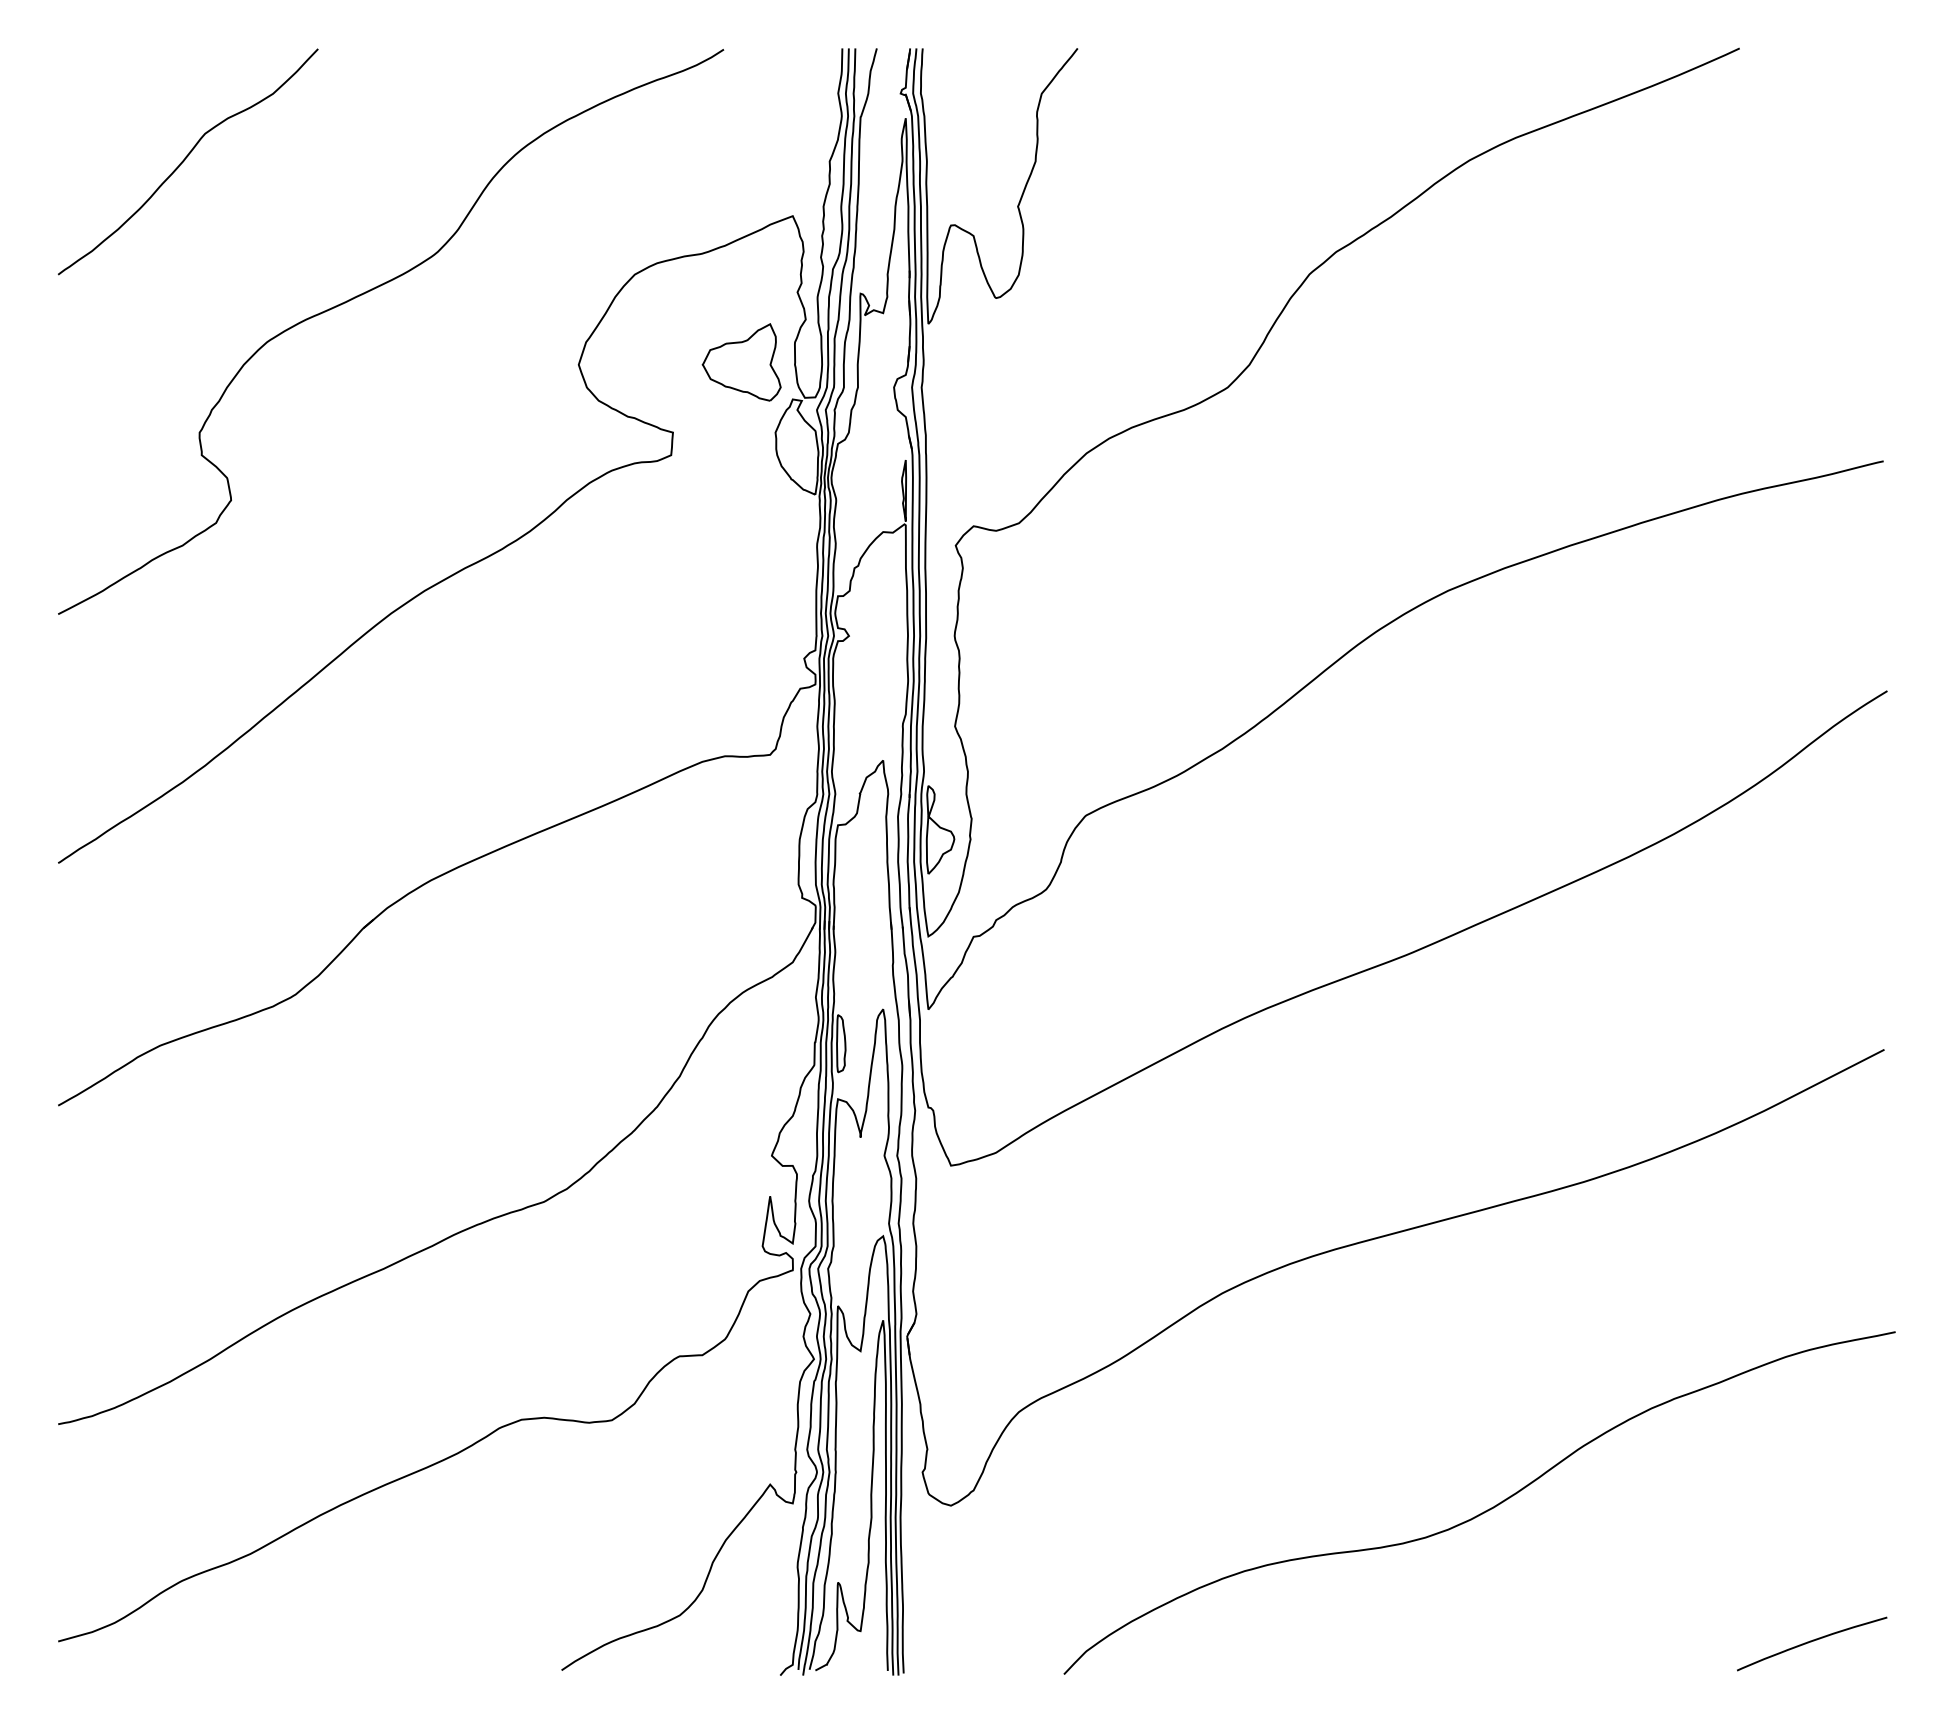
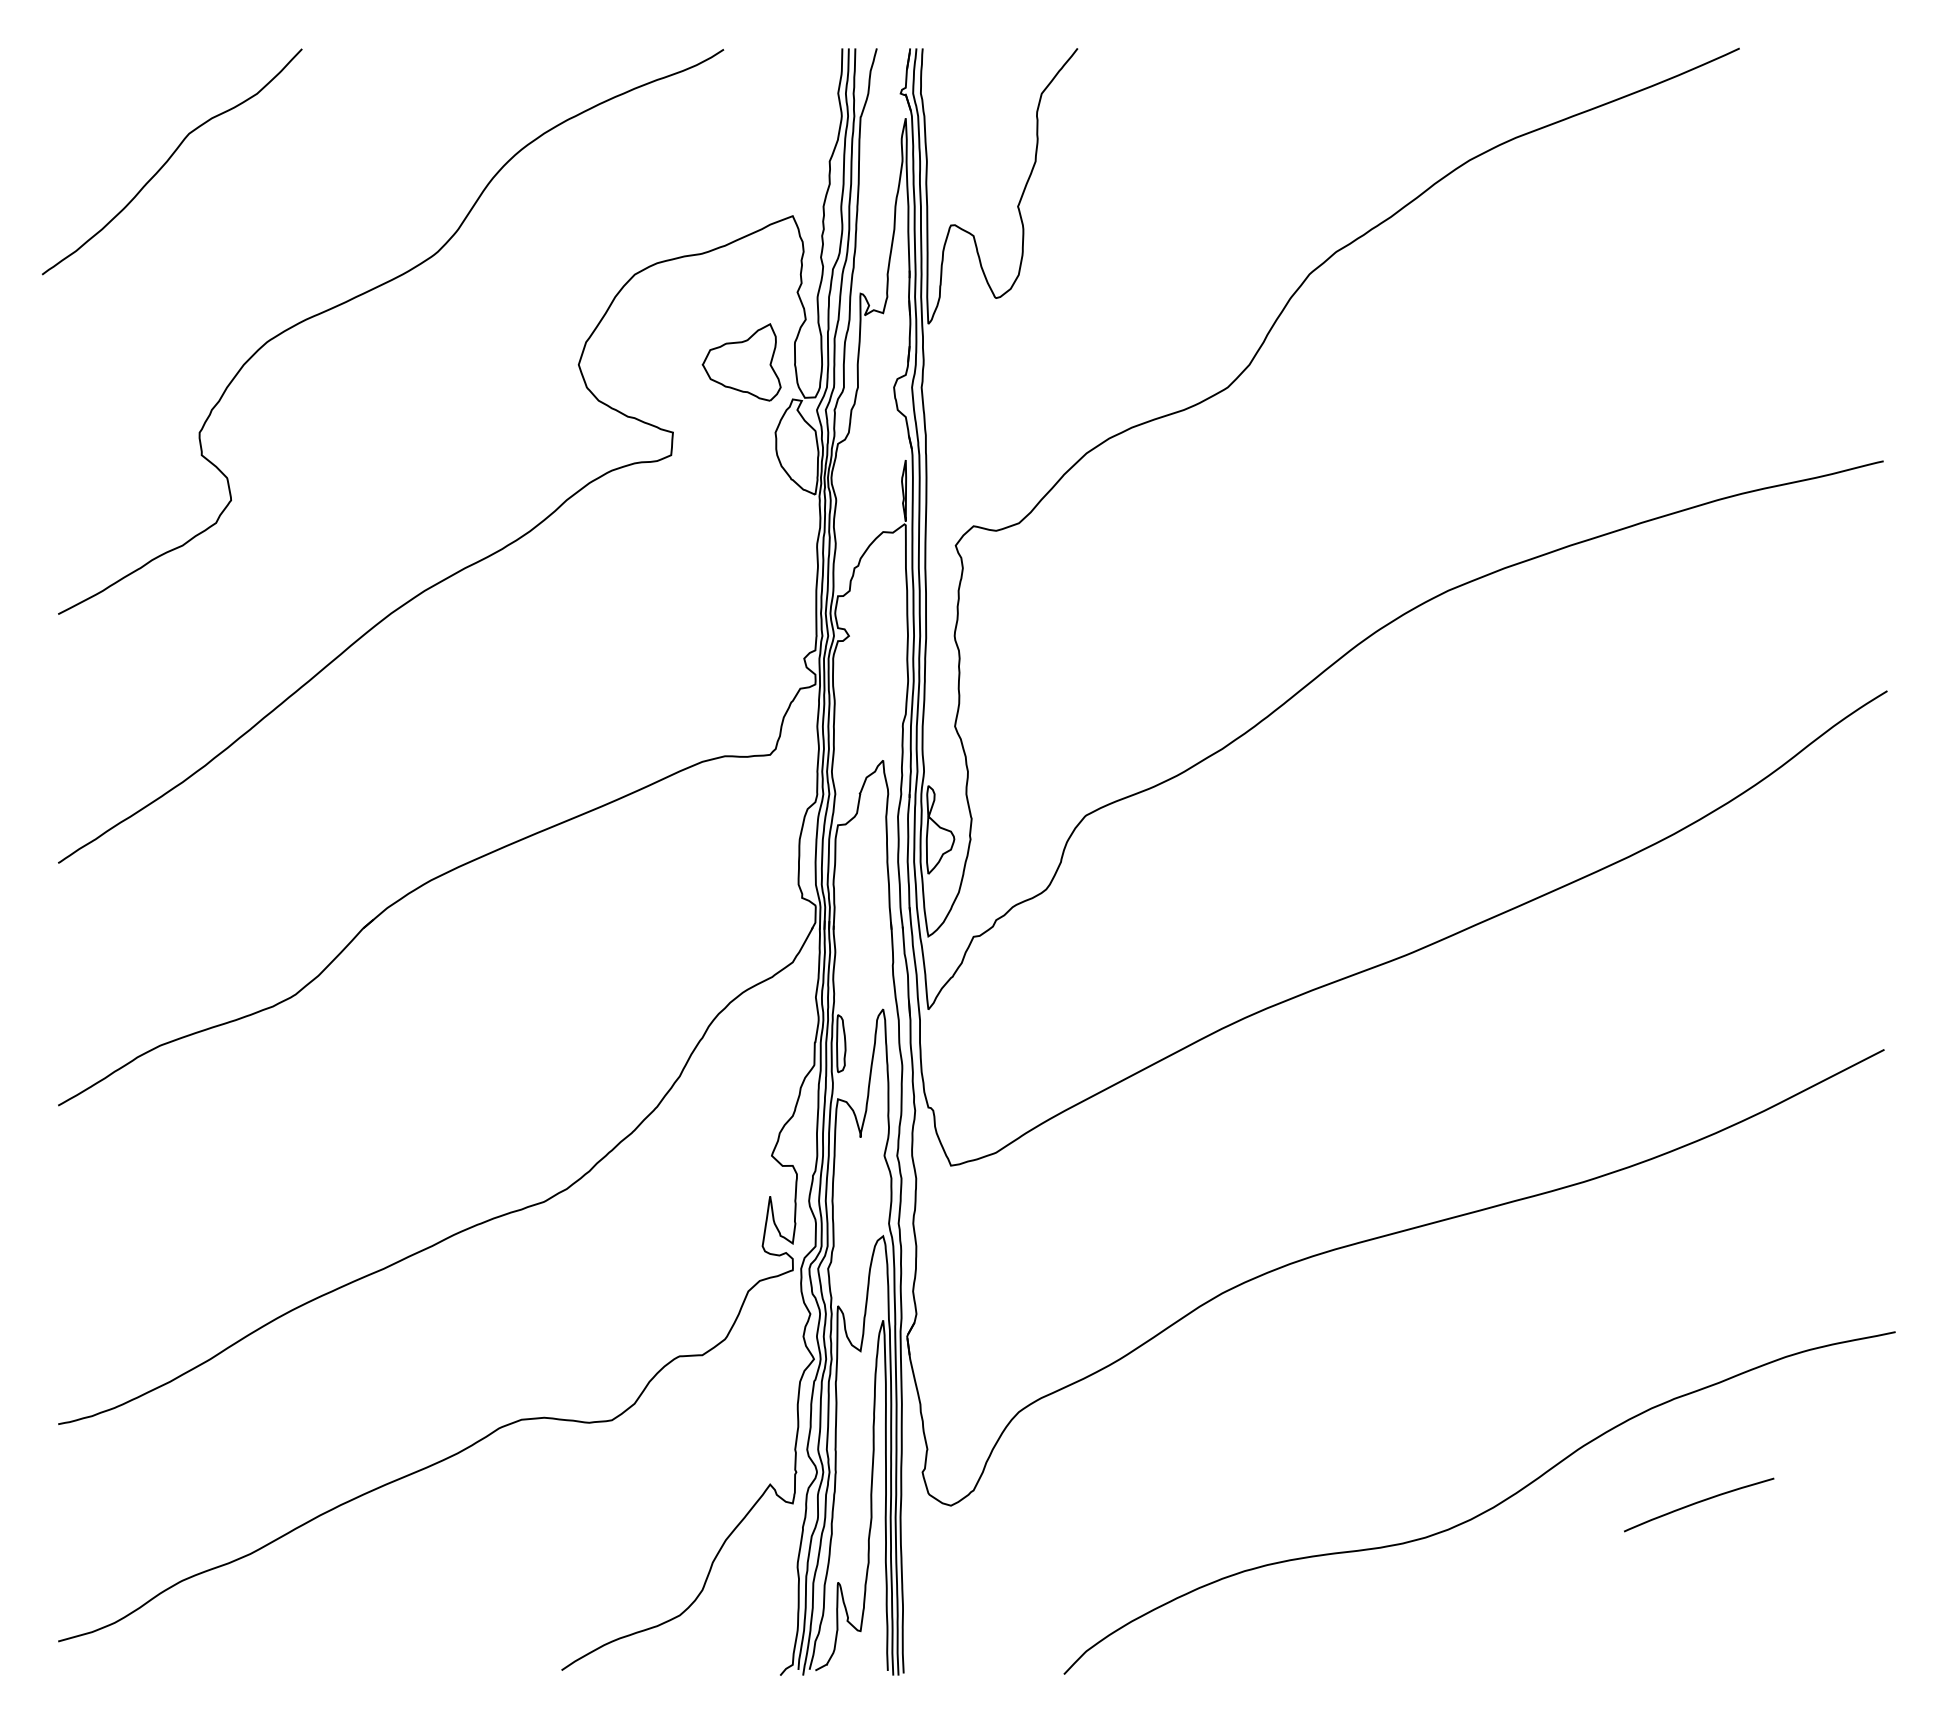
curve position: (185, 160) -> (169, 160) (169, 160)
curve position: (1811, 1642) -> (1698, 1503) (1698, 1503)
